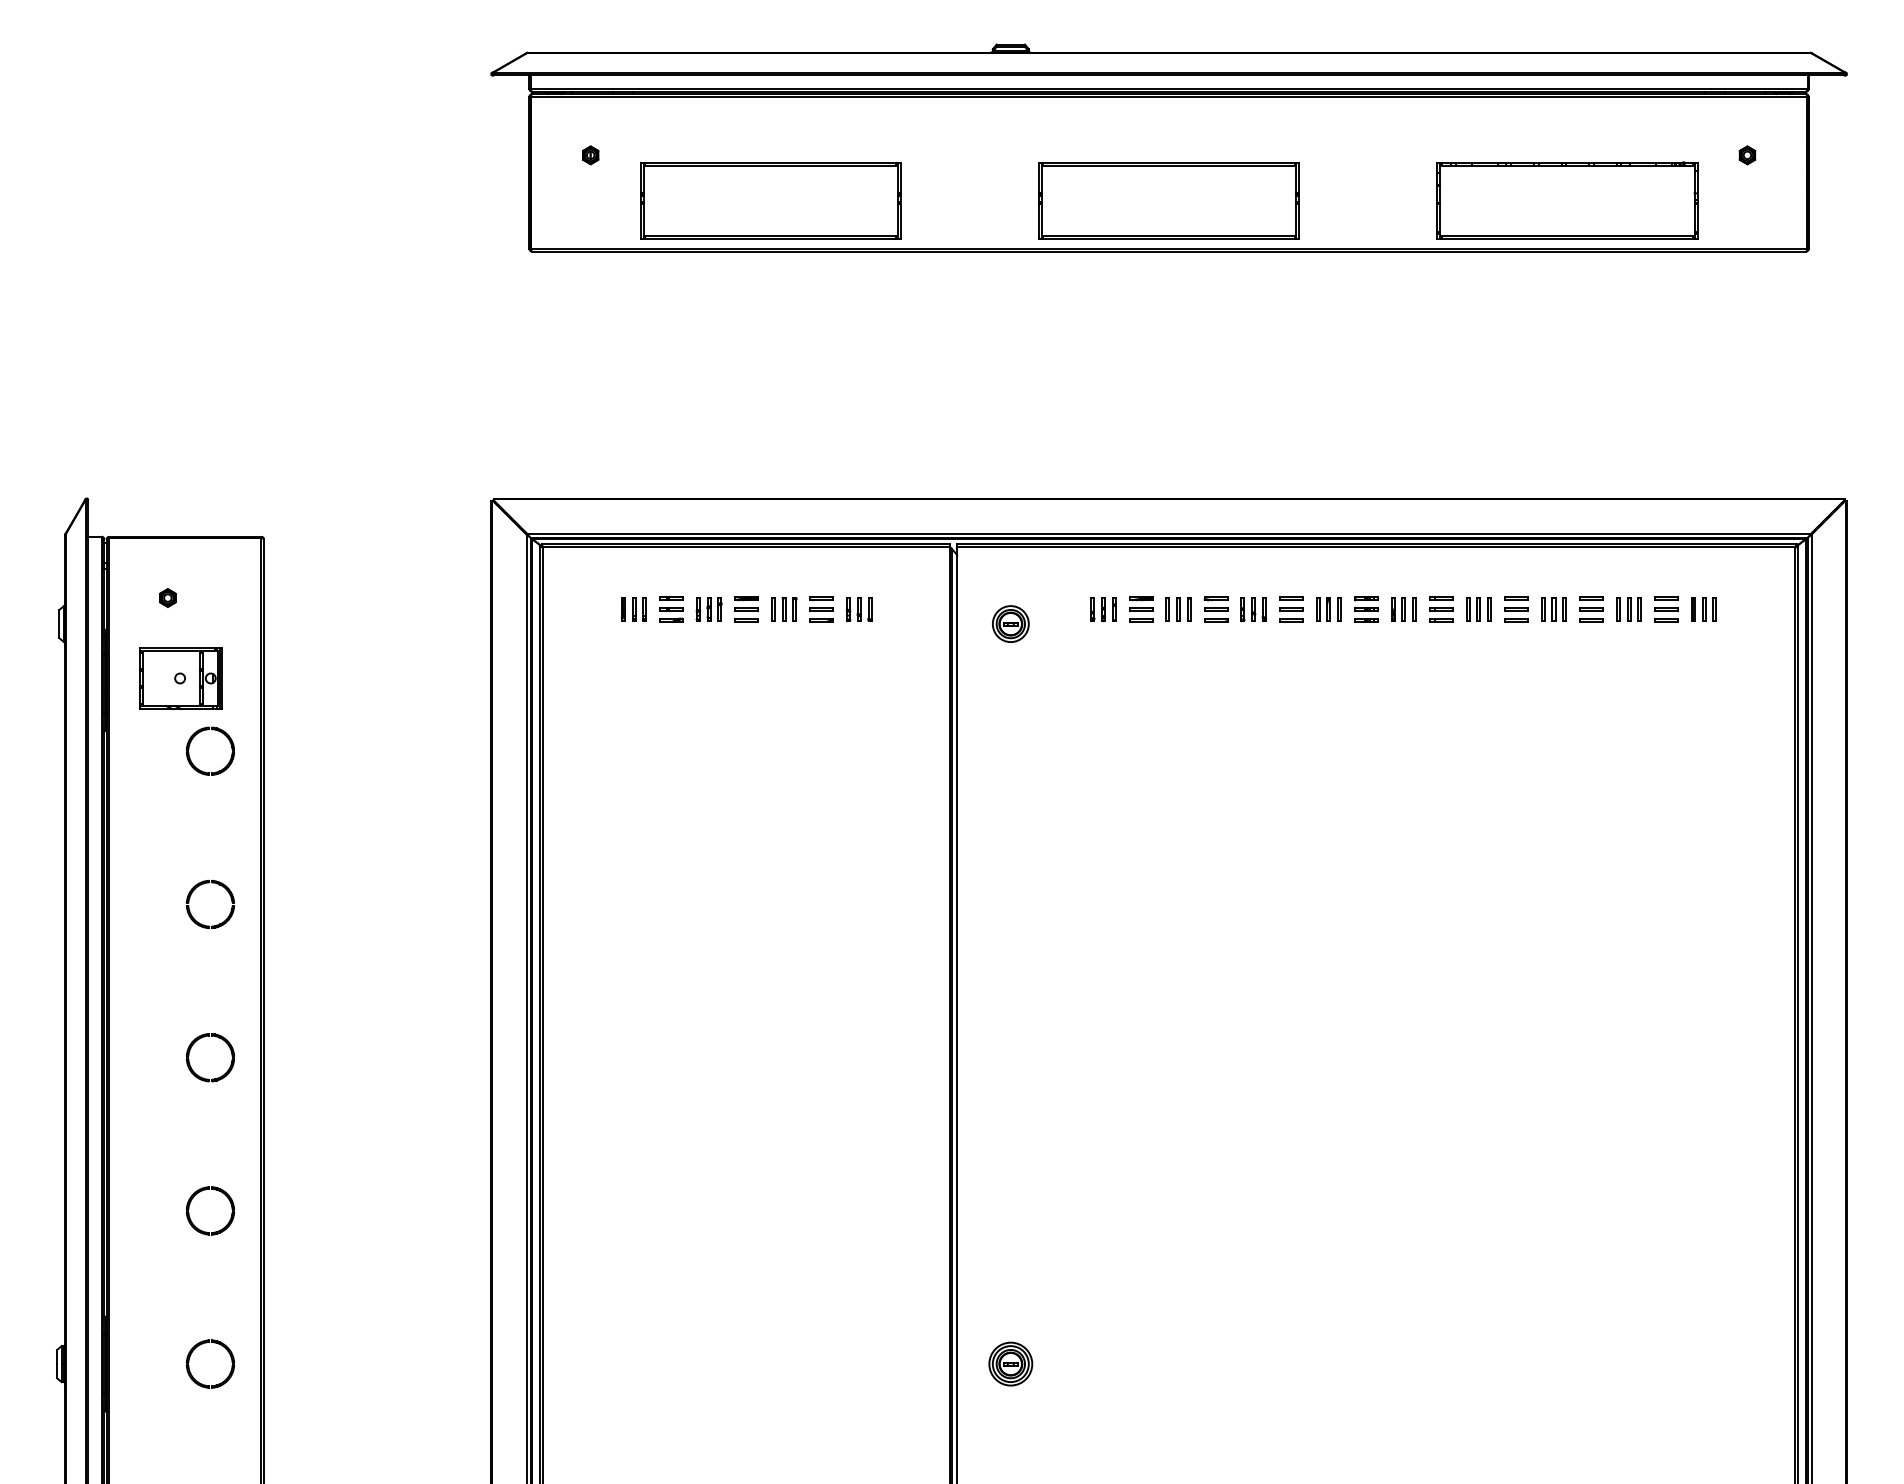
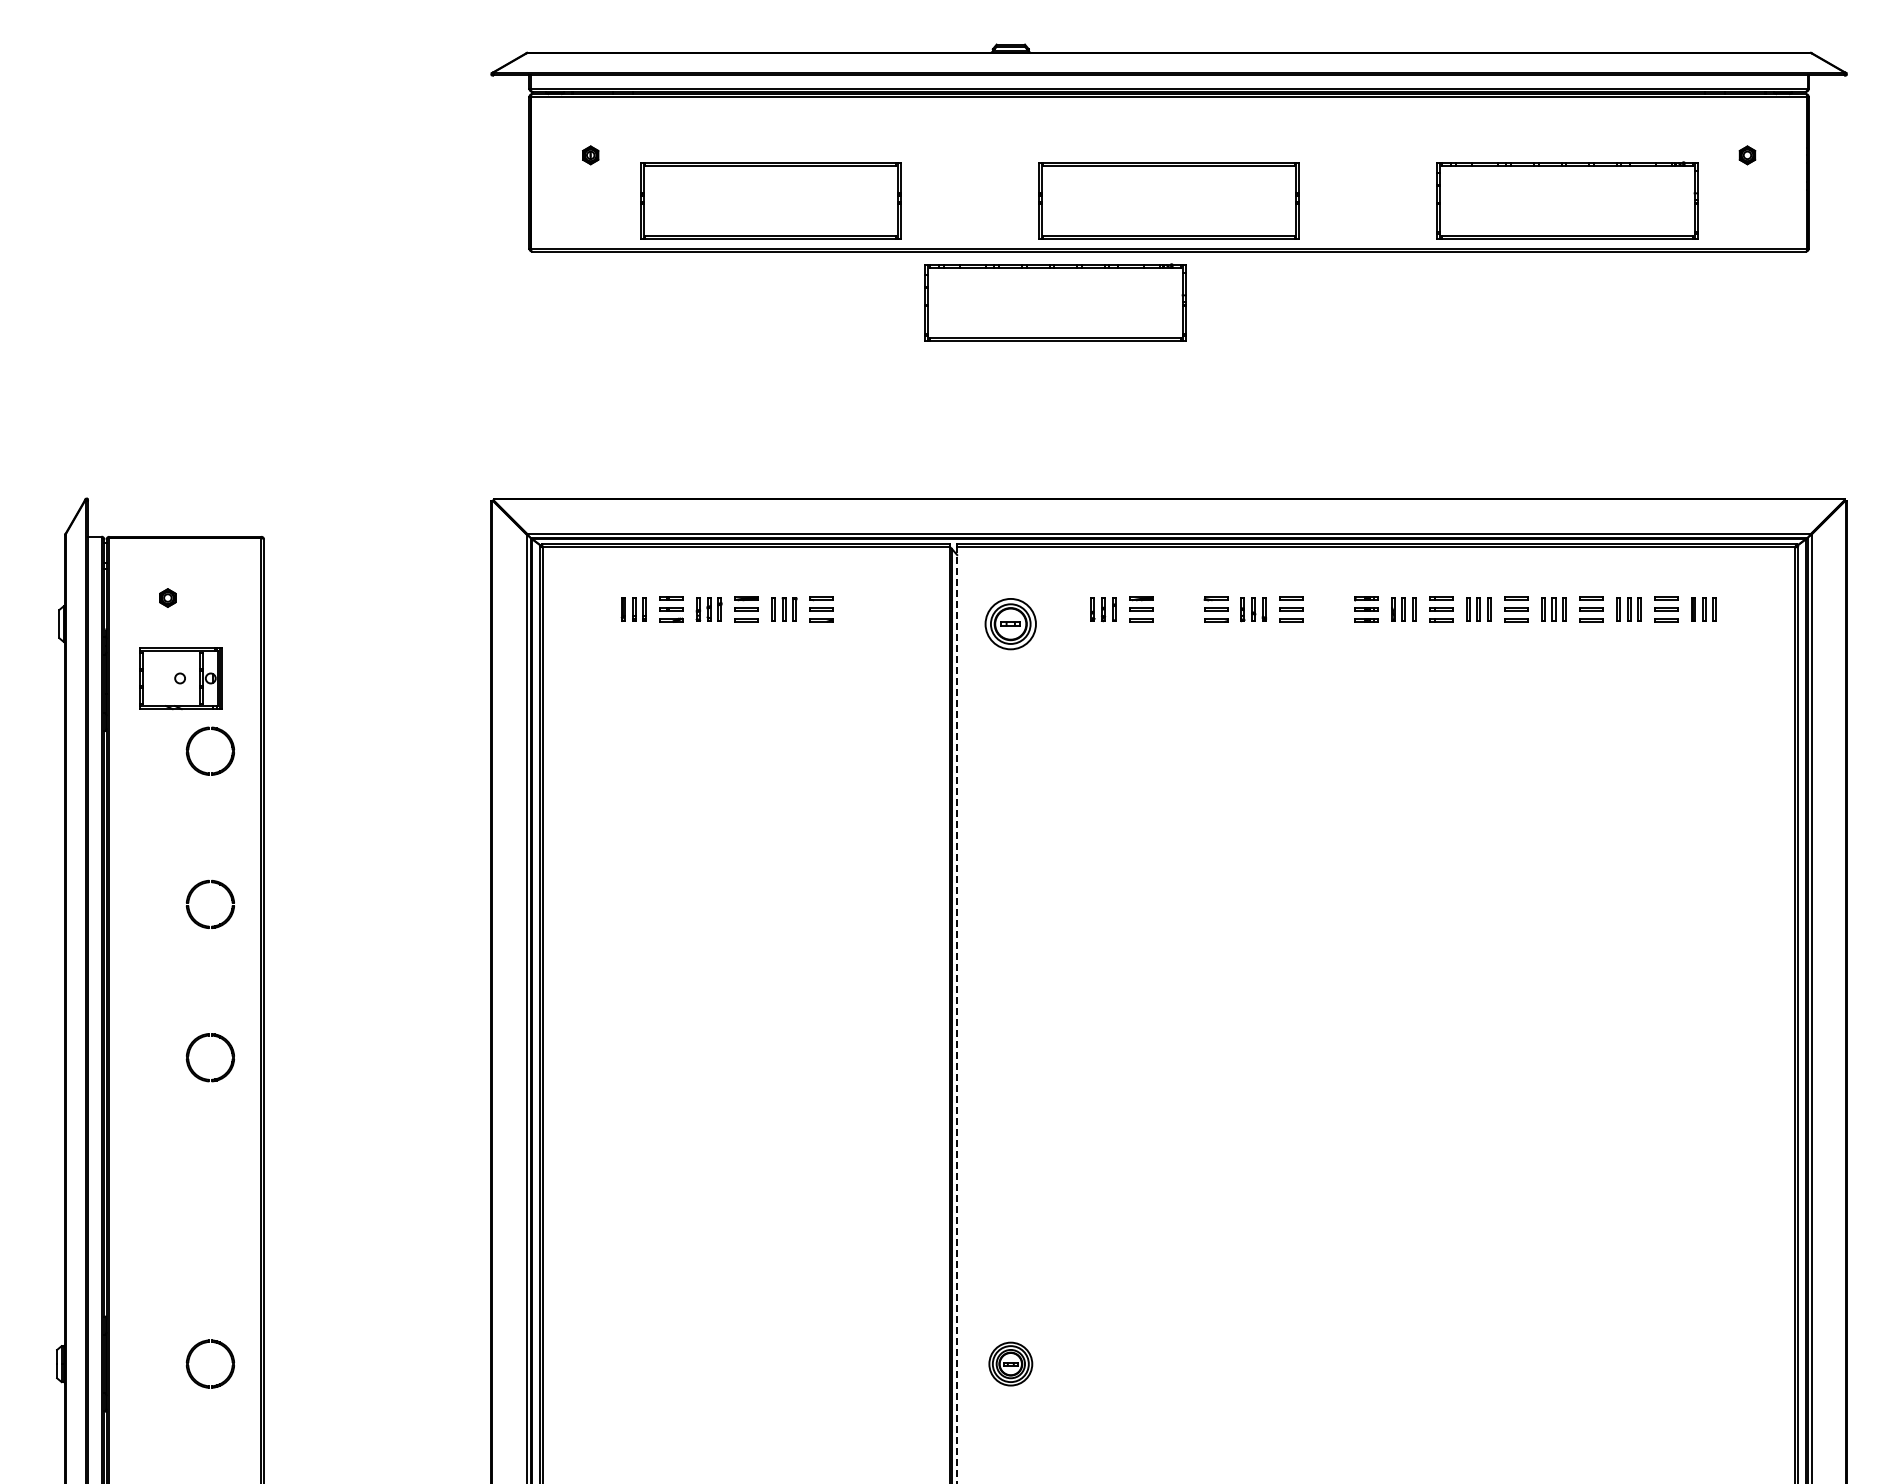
part: none -> present (1055, 302)
part: present -> none (859, 609)
part: present -> none (1178, 609)
part: present -> none (1328, 609)
part size: 38x38 px -> 53x53 px (1010, 624)
line: solid -> dashed (957, 1015)
part: present -> none (190, 1204)
